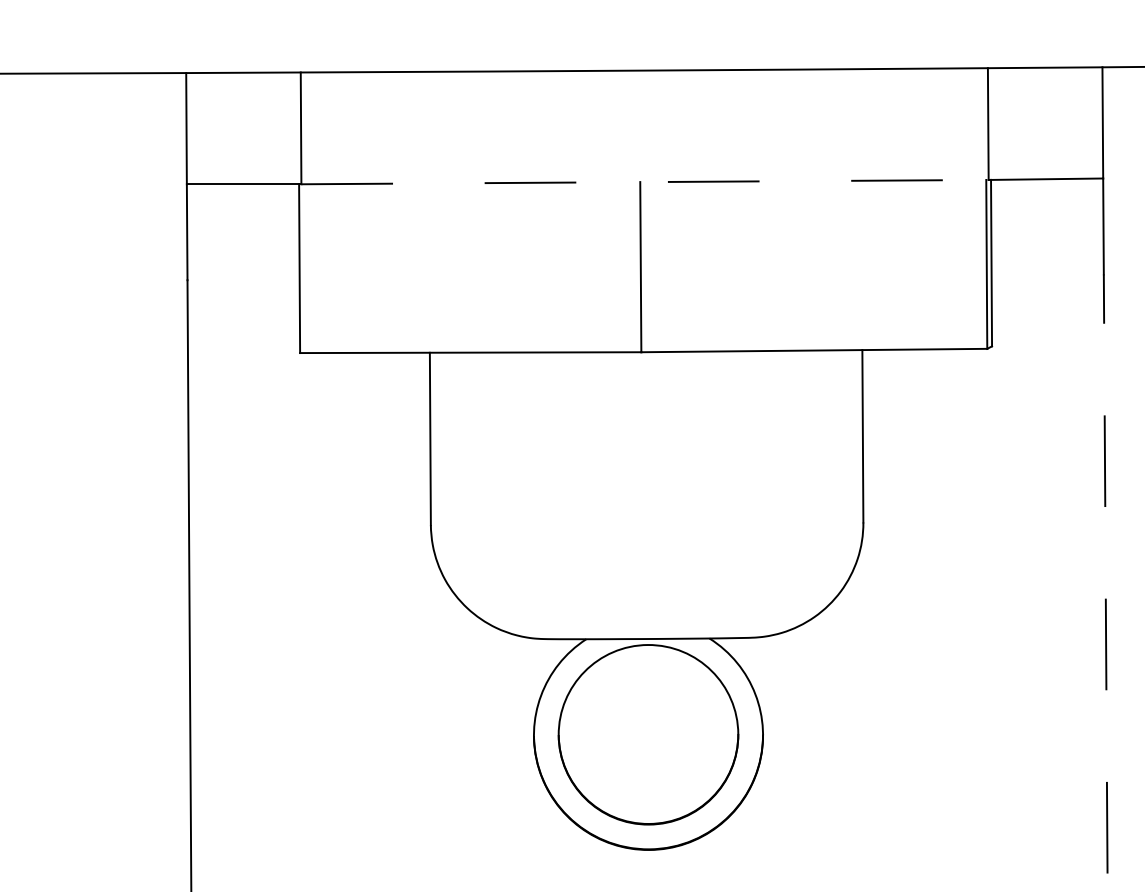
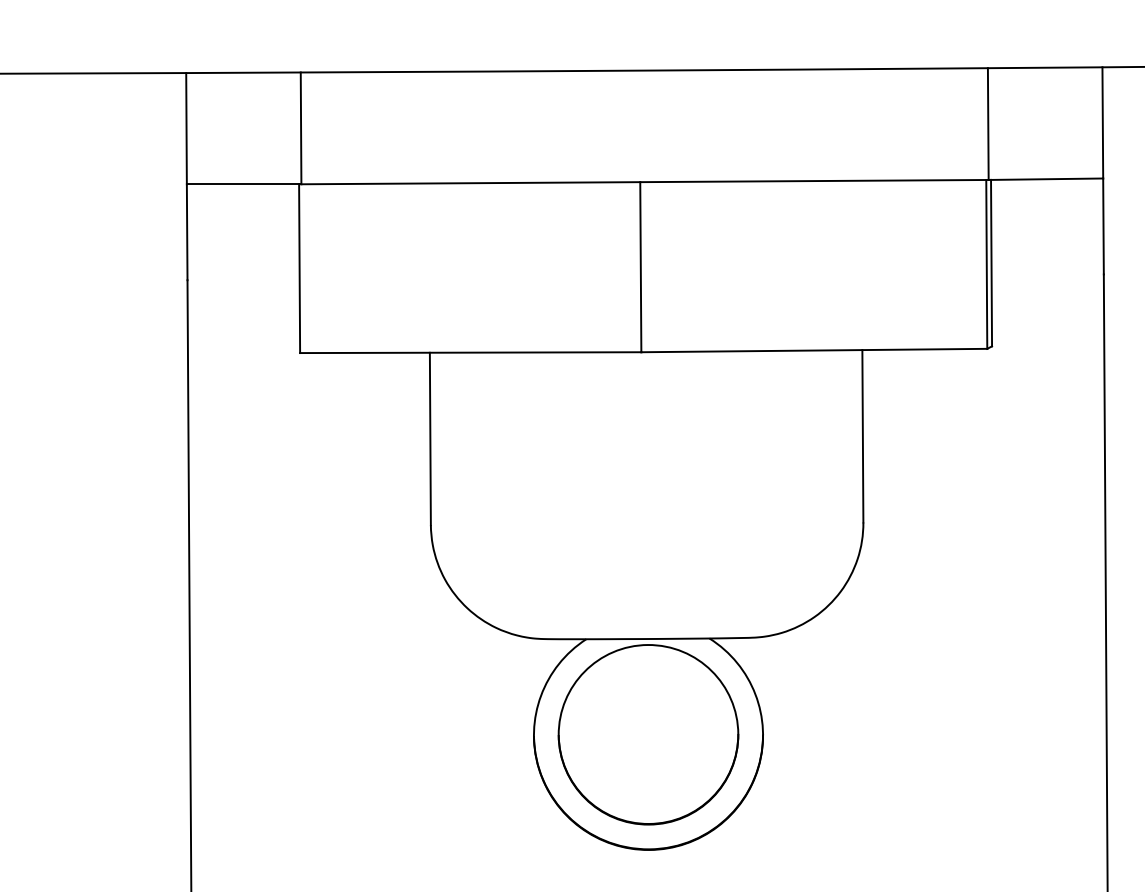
line: dashed -> solid (645, 182)
line: dashed -> solid (1105, 582)
